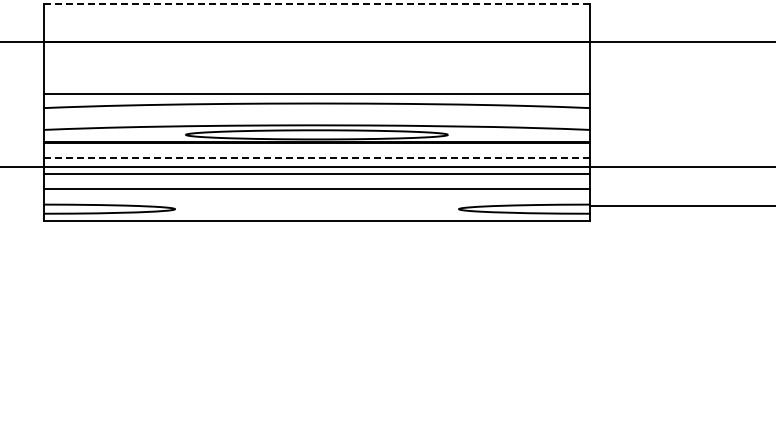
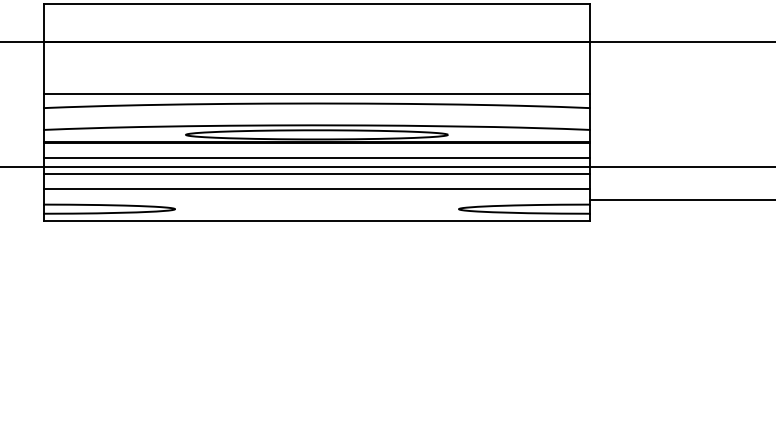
line: dashed -> solid (317, 4)
line: dashed -> solid (317, 158)
line position: (681, 205) -> (681, 199) (681, 199)
